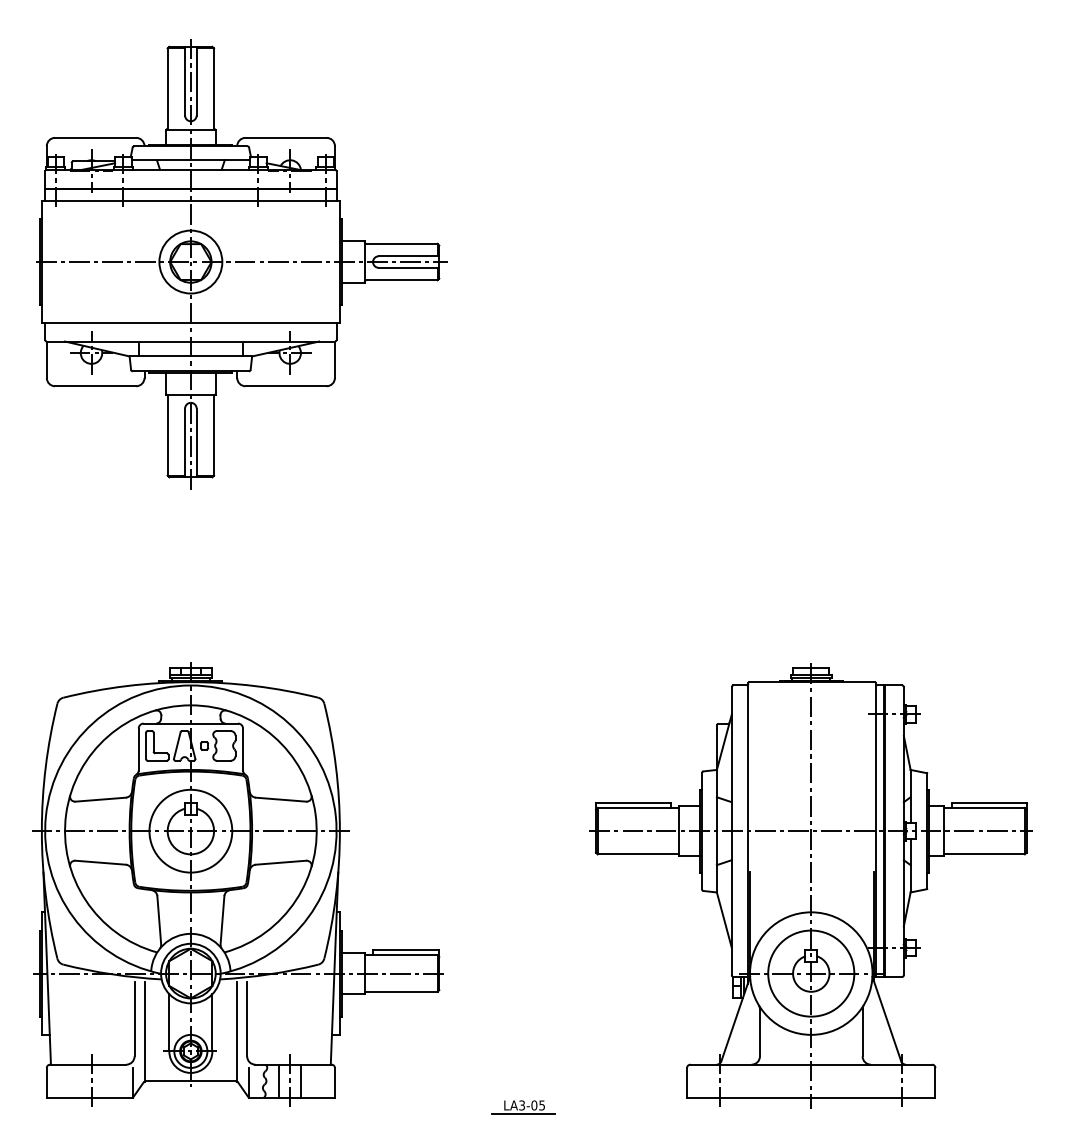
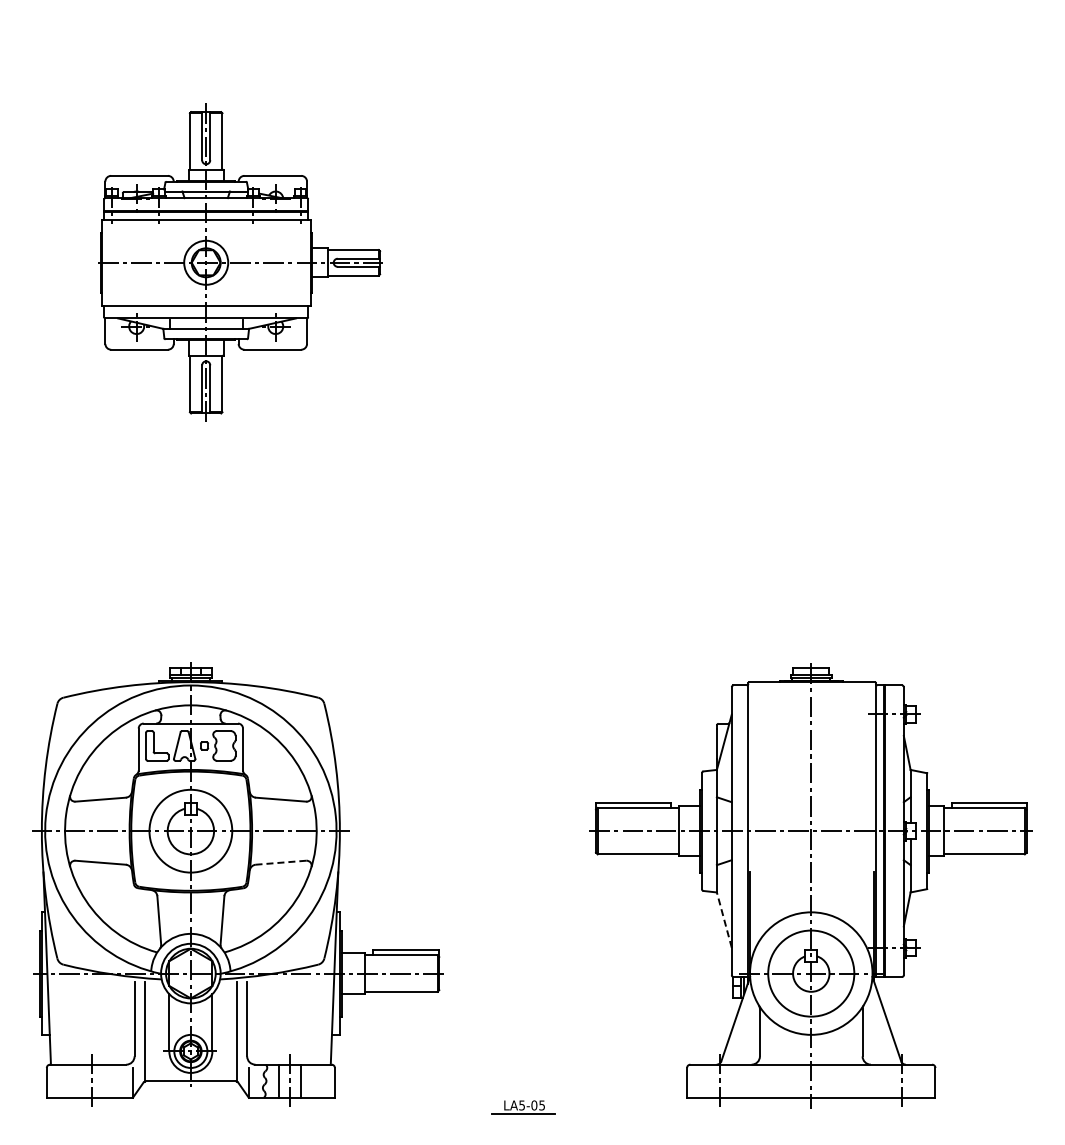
part size: 412x451 px -> 285x319 px (240, 262)
line: solid -> dashed (280, 862)
line: solid -> dashed (724, 920)
text: LA3-05 -> LA5-05 (521, 1104)
